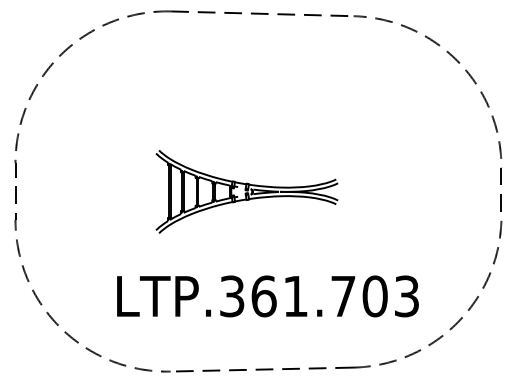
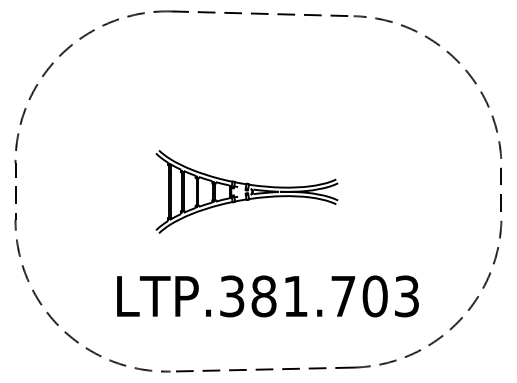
text: LTP.361.703 -> LTP.381.703 (263, 296)
